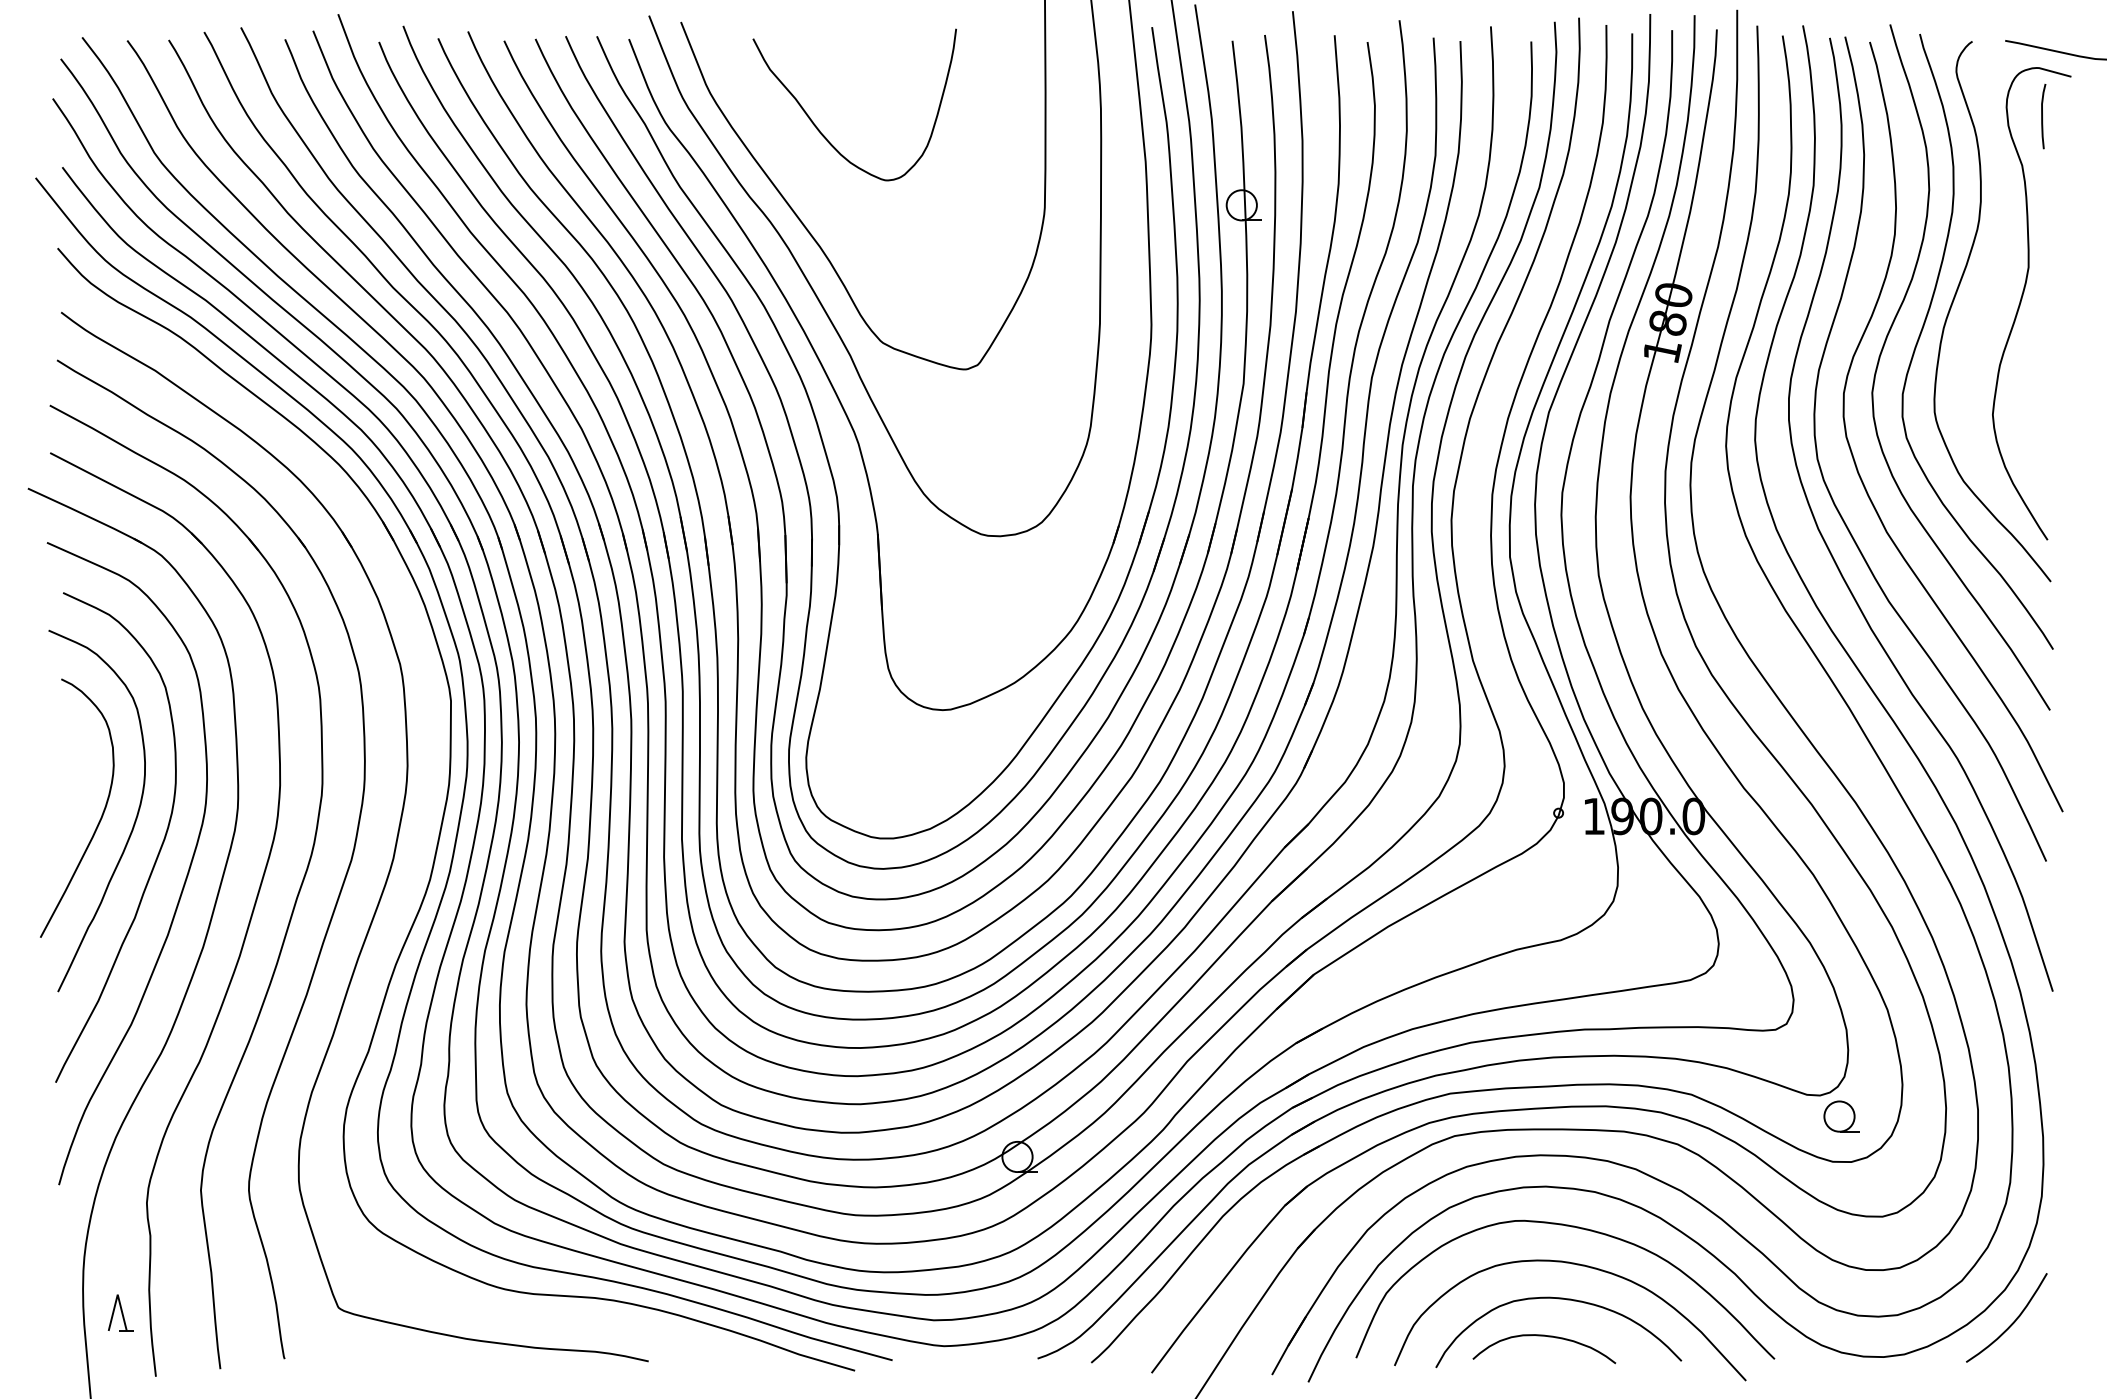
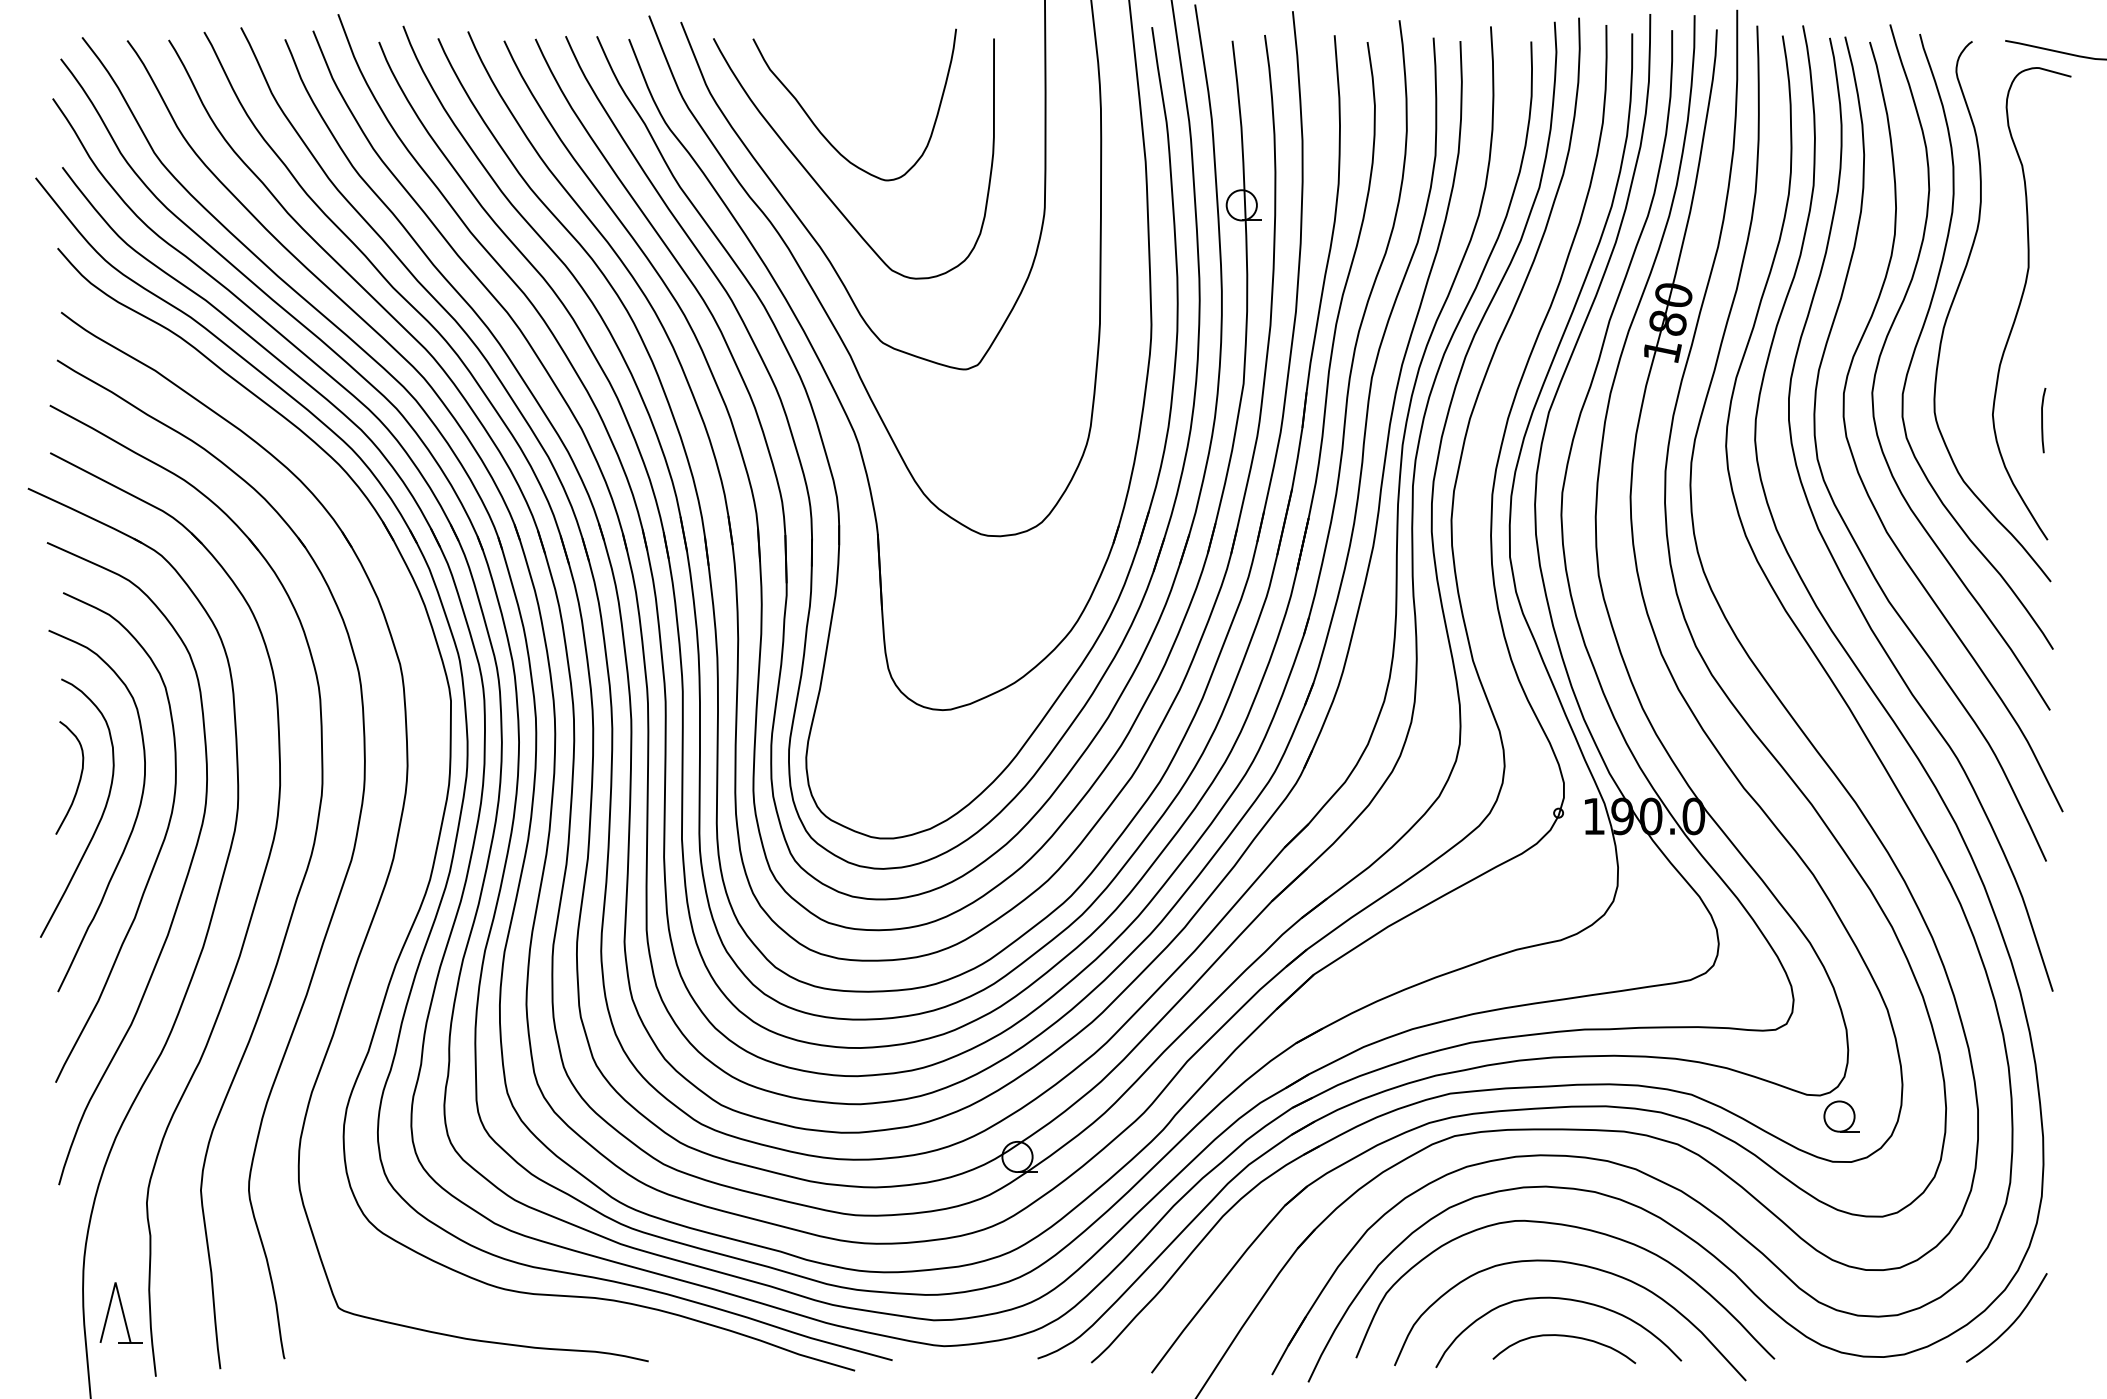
curve position: (2042, 116) -> (2042, 420) (2042, 420)
curve: none -> present (819, 184)
curve: none -> present (78, 781)
part size: 26x38 px -> 44x62 px (120, 1312)
curve position: (1548, 1337) -> (1568, 1337) (1568, 1337)
